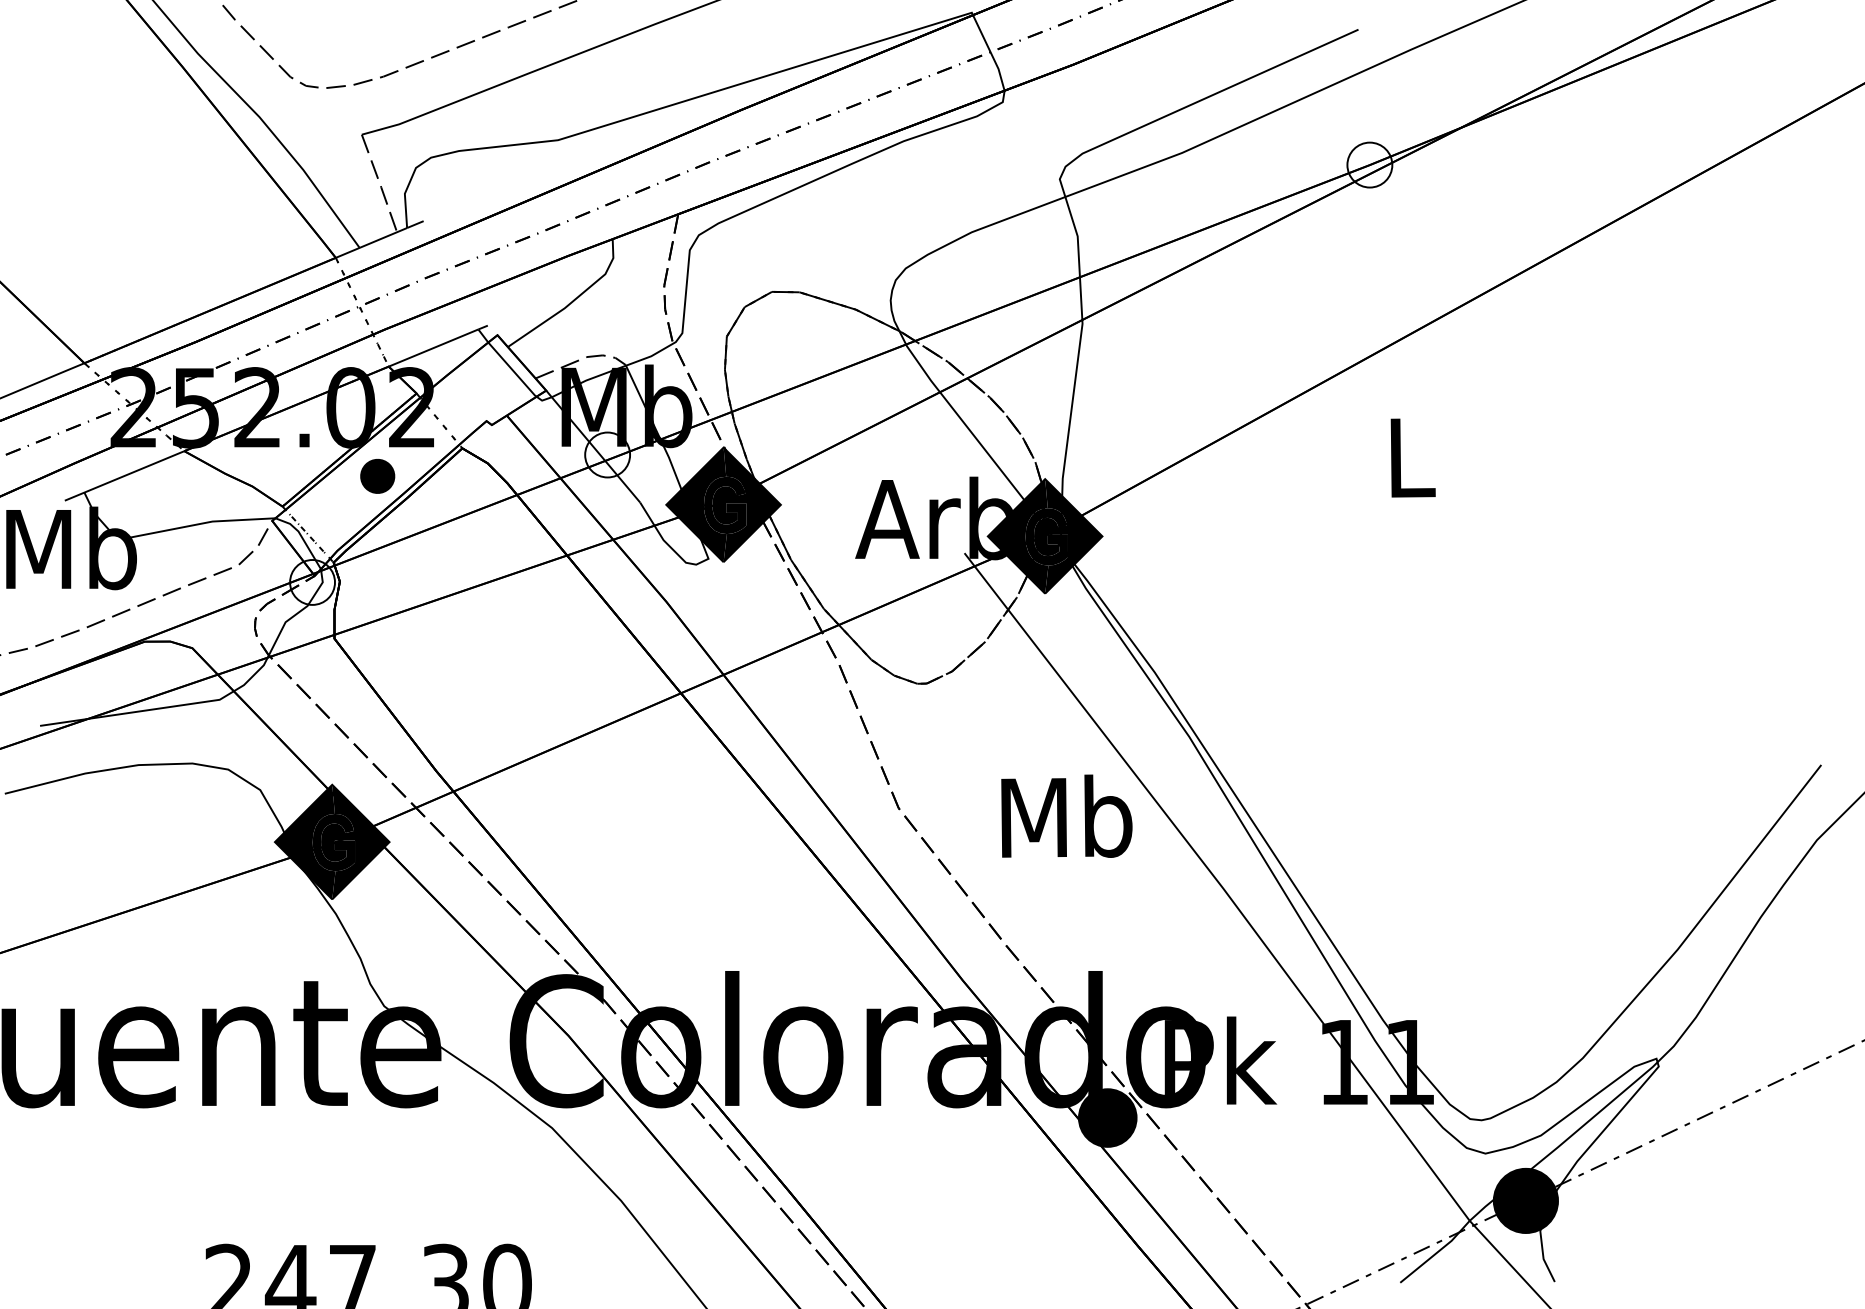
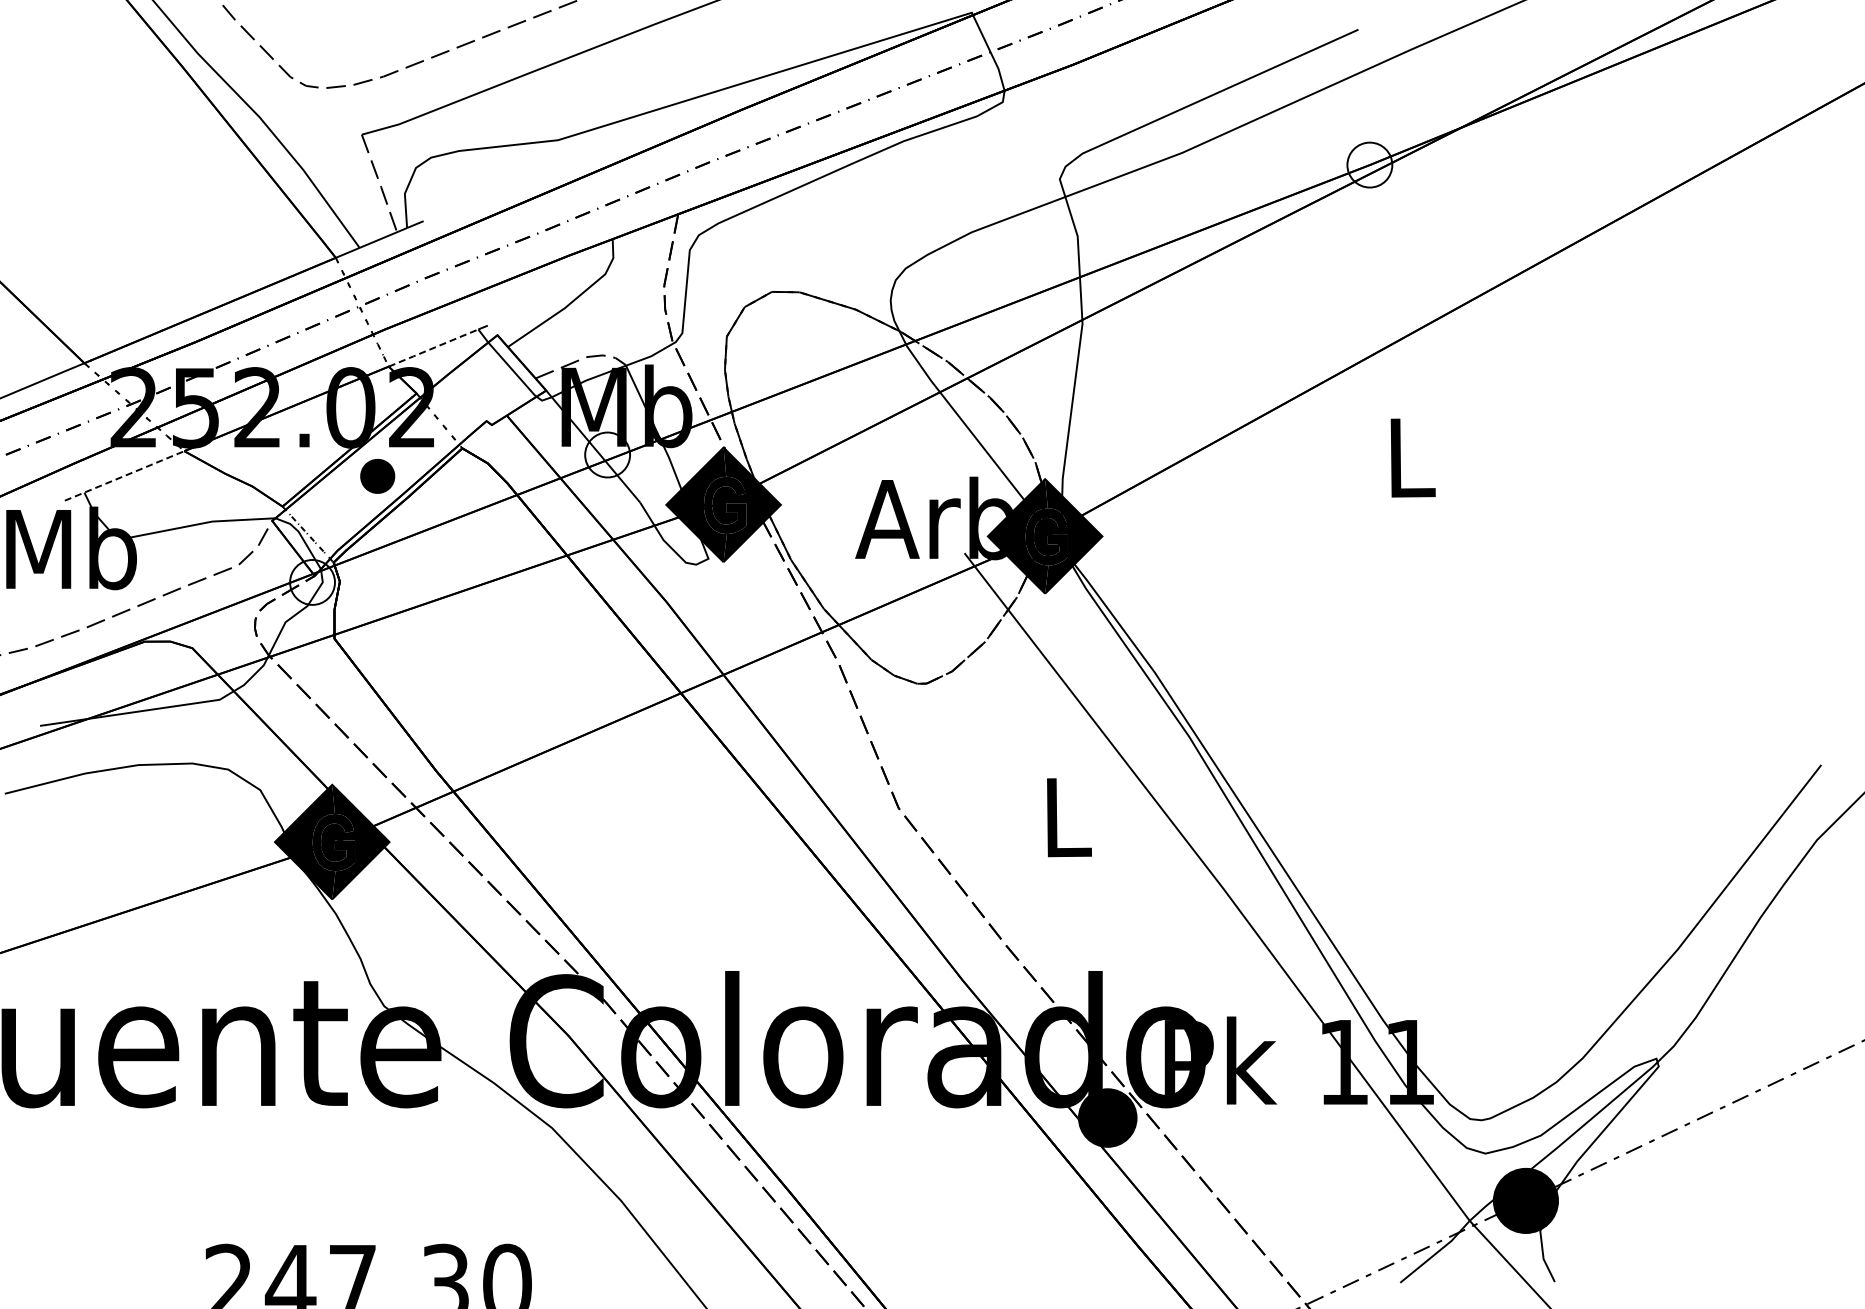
line: solid -> dashed (433, 348)
line: solid -> dashed (125, 475)
text: Mb -> L (1066, 815)
